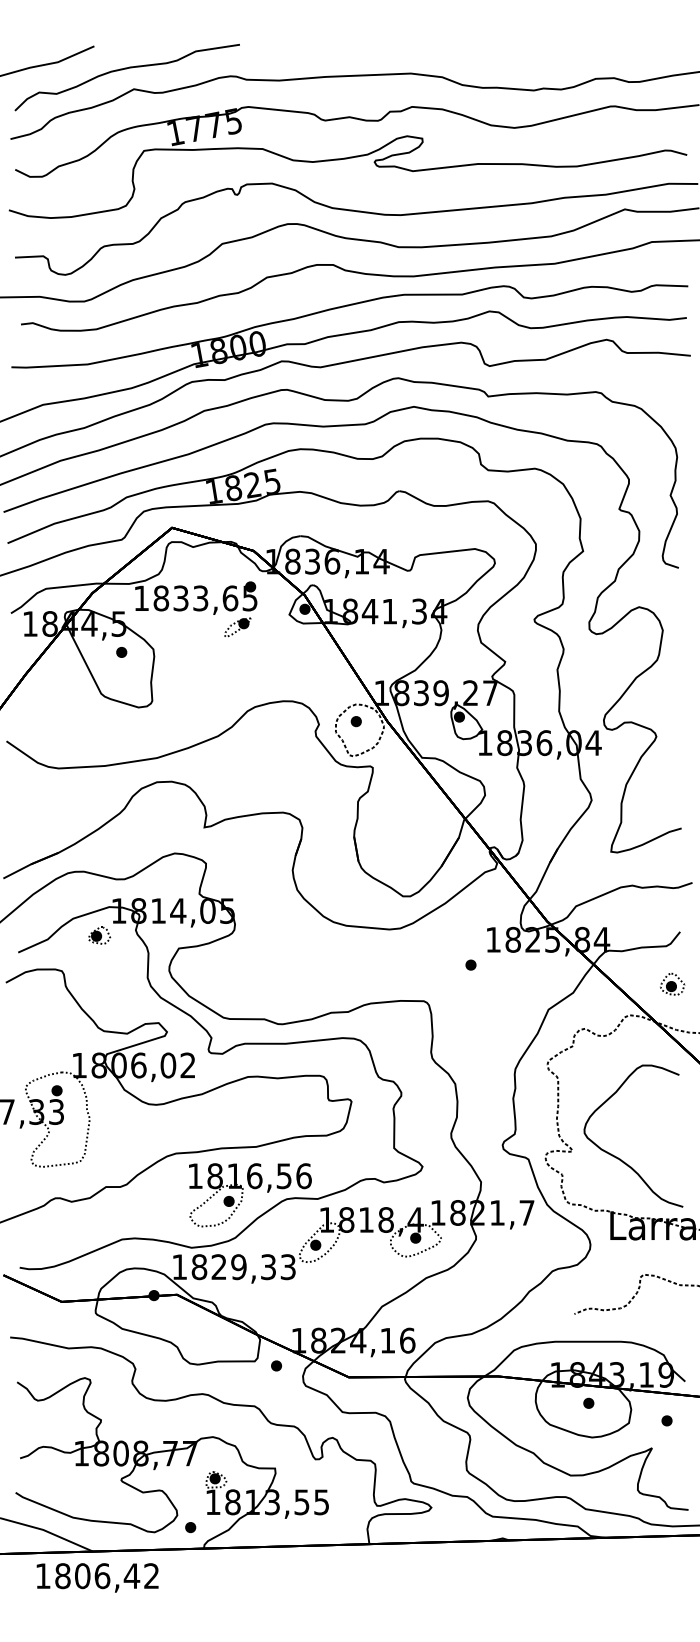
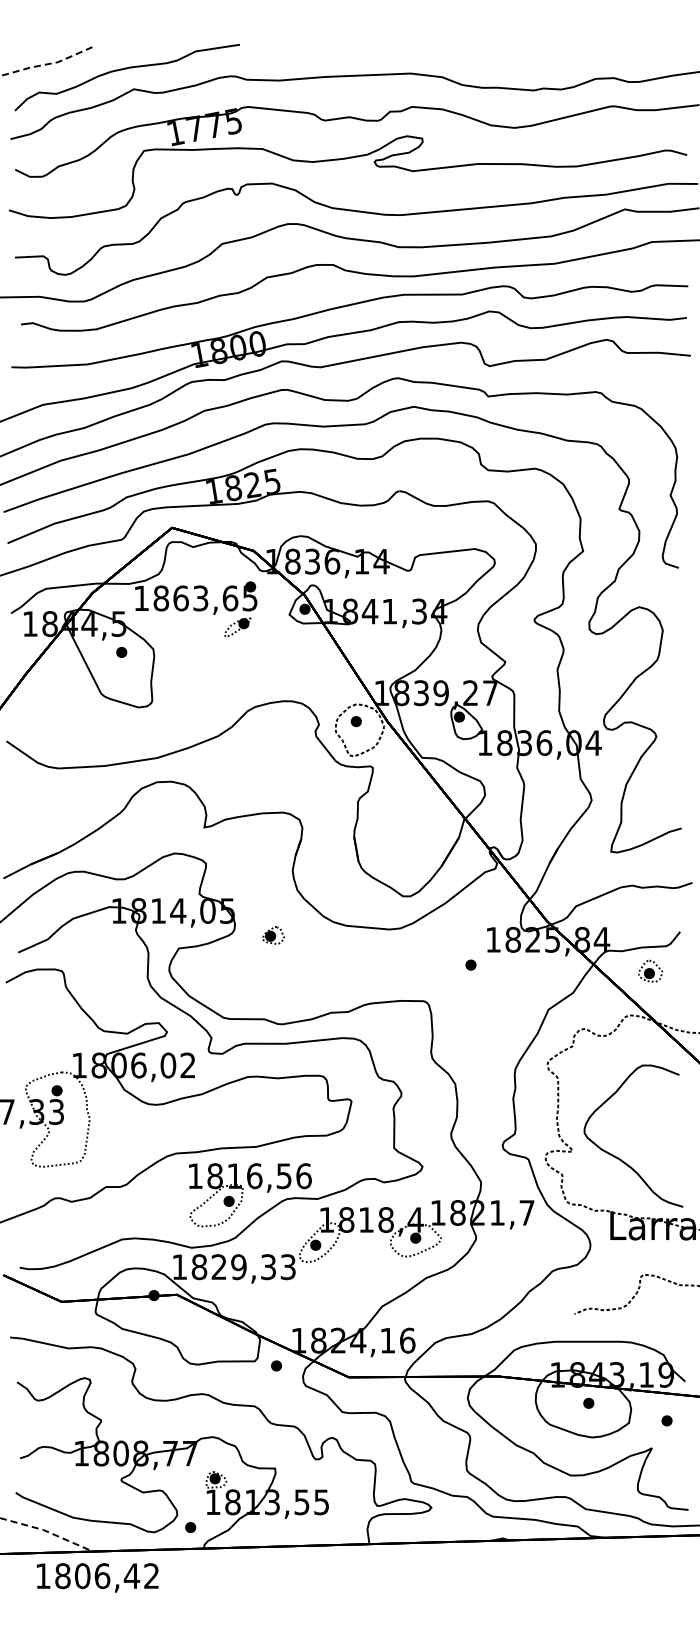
line: solid -> dashed (48, 64)
text: 1833,65 -> 1863,65 (180, 598)
part position: (99, 935) -> (273, 935) (273, 935)
part position: (672, 983) -> (650, 970) (650, 970)
line: solid -> dashed (47, 1531)
